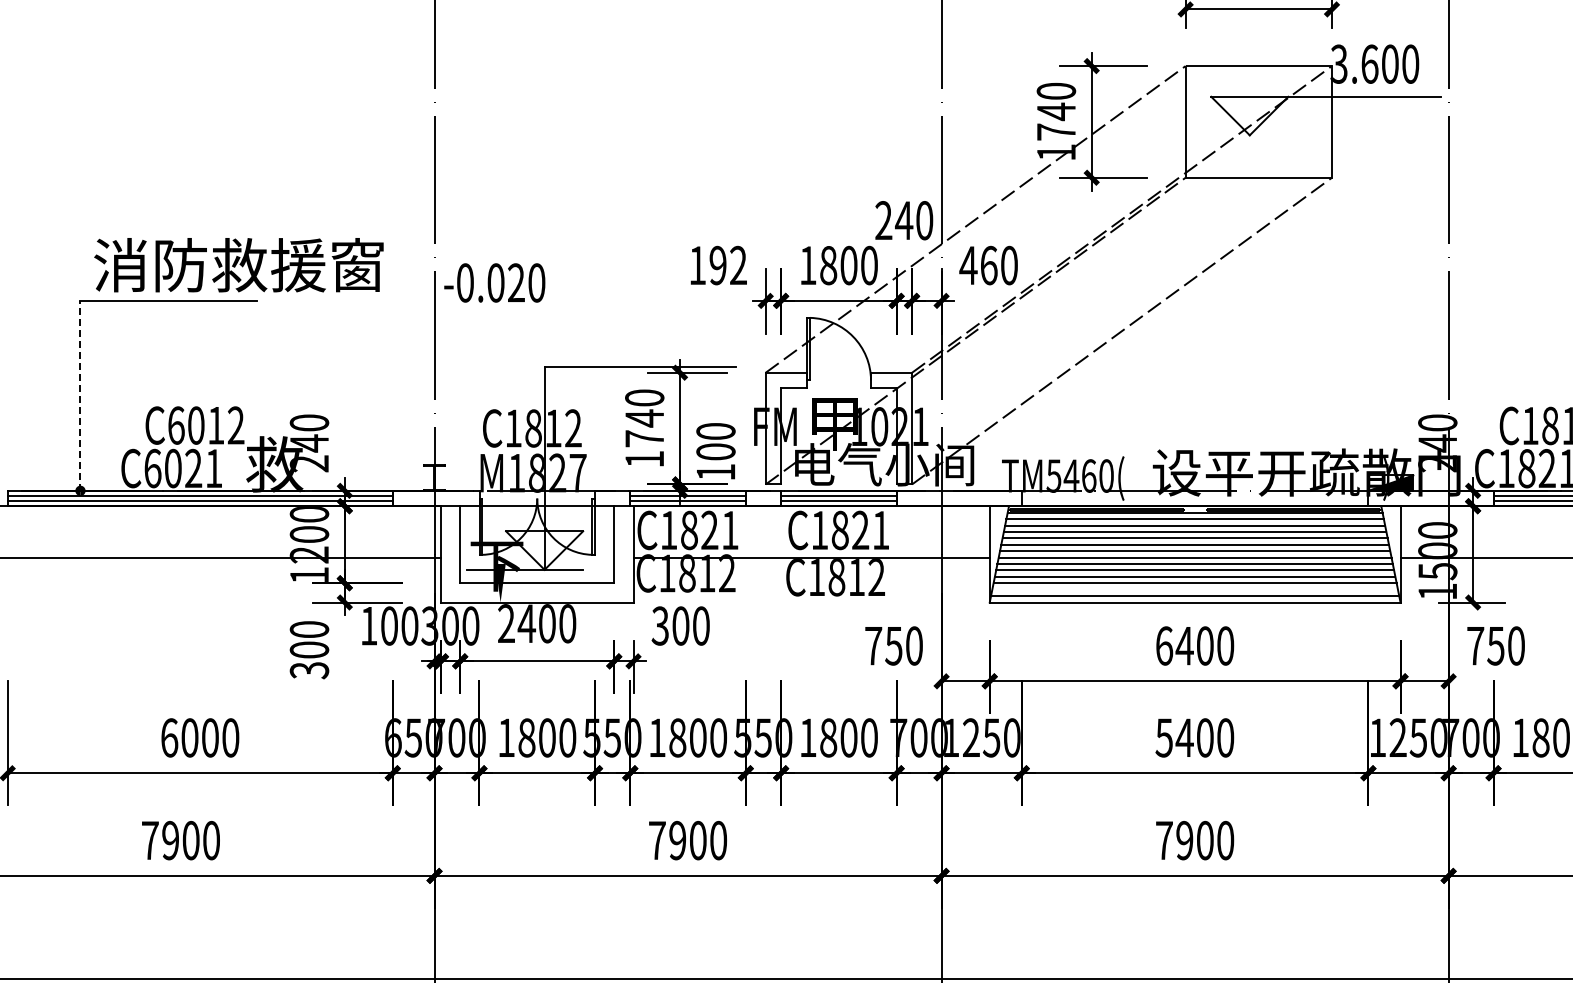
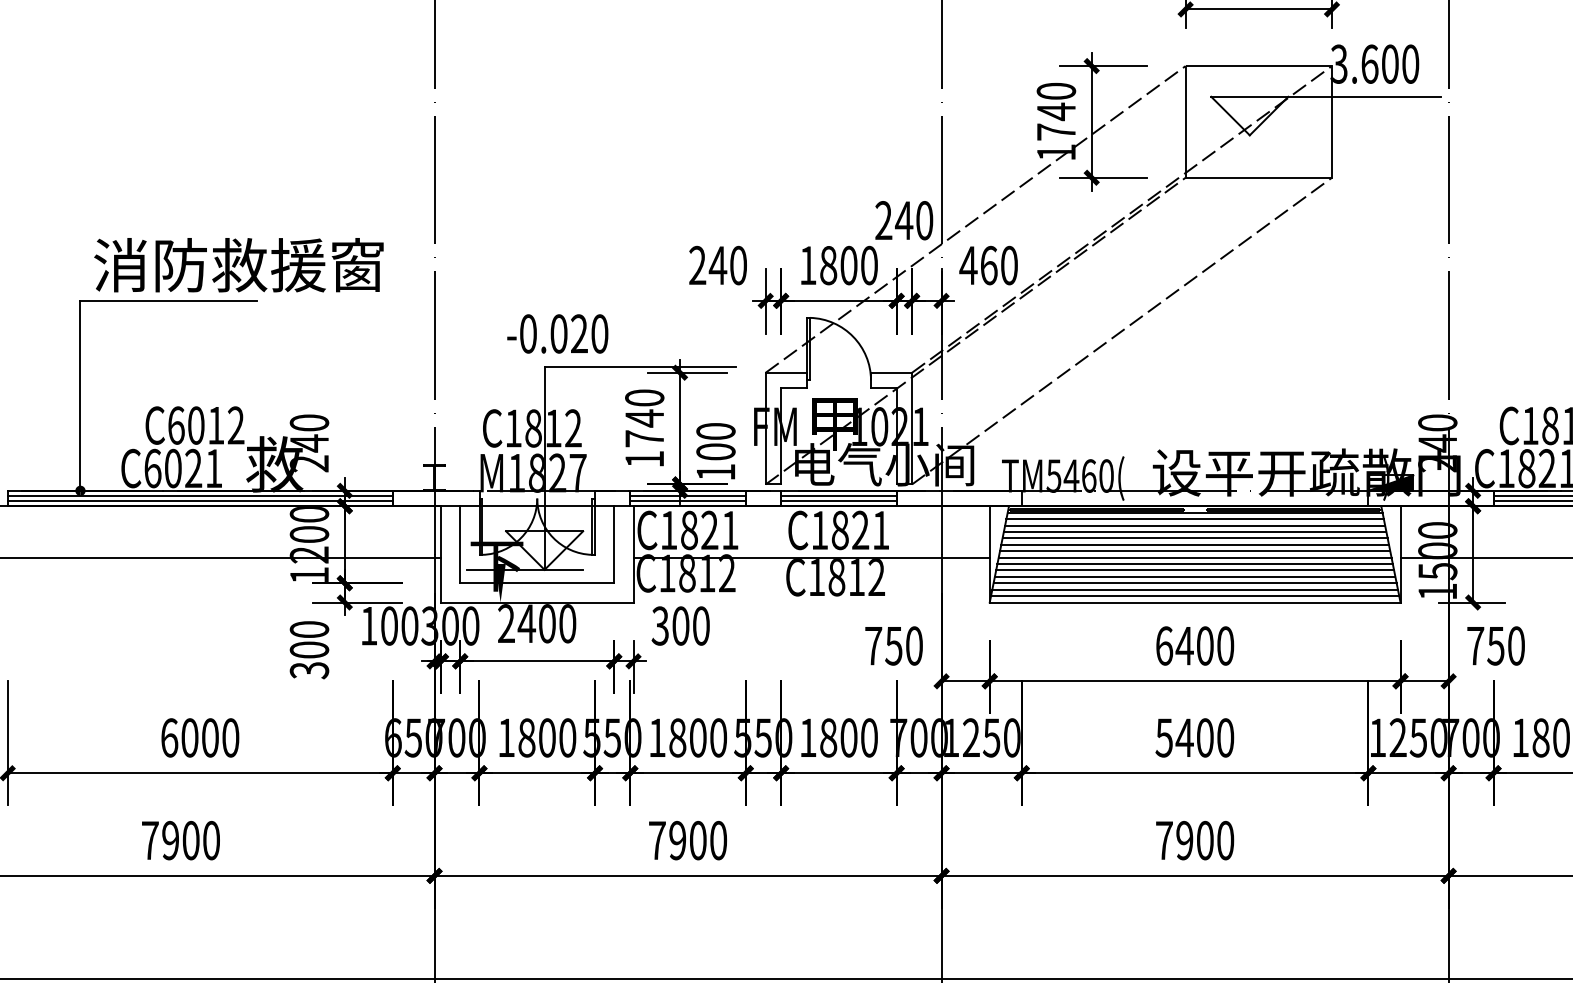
text: 192 -> 240 (717, 265)
text position: (494, 282) -> (557, 333) (557, 333)
line: dashed -> solid (80, 396)
line: none -> present (1194, 589)
